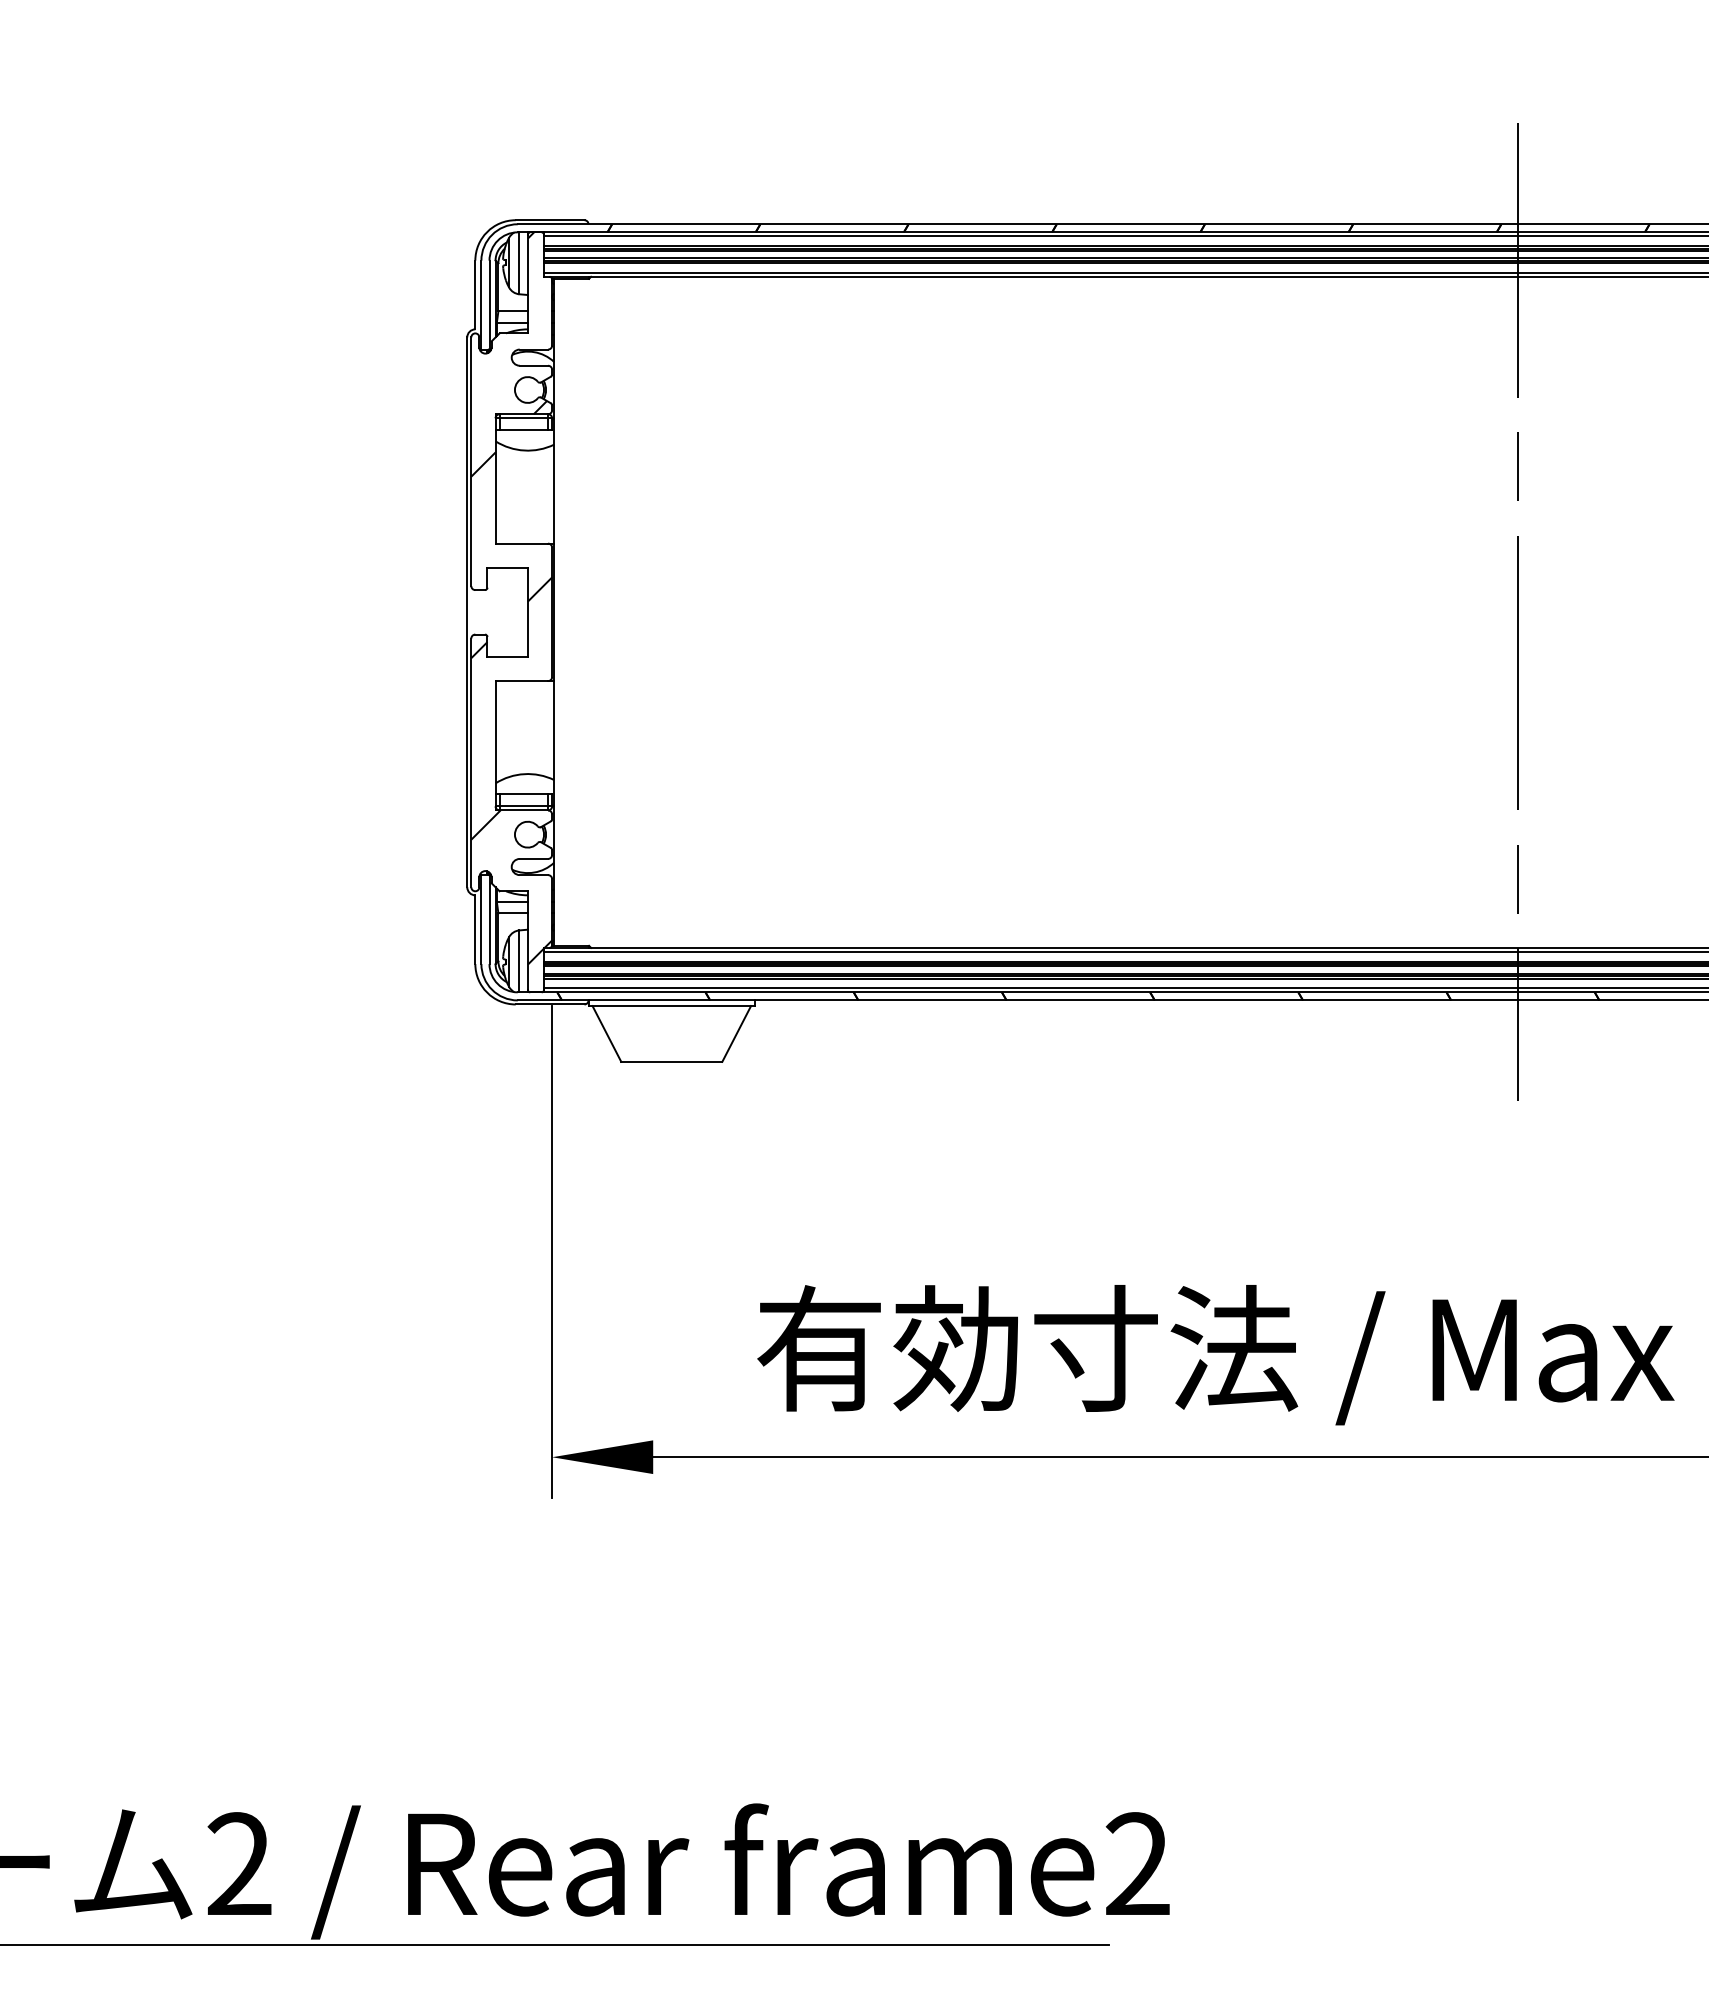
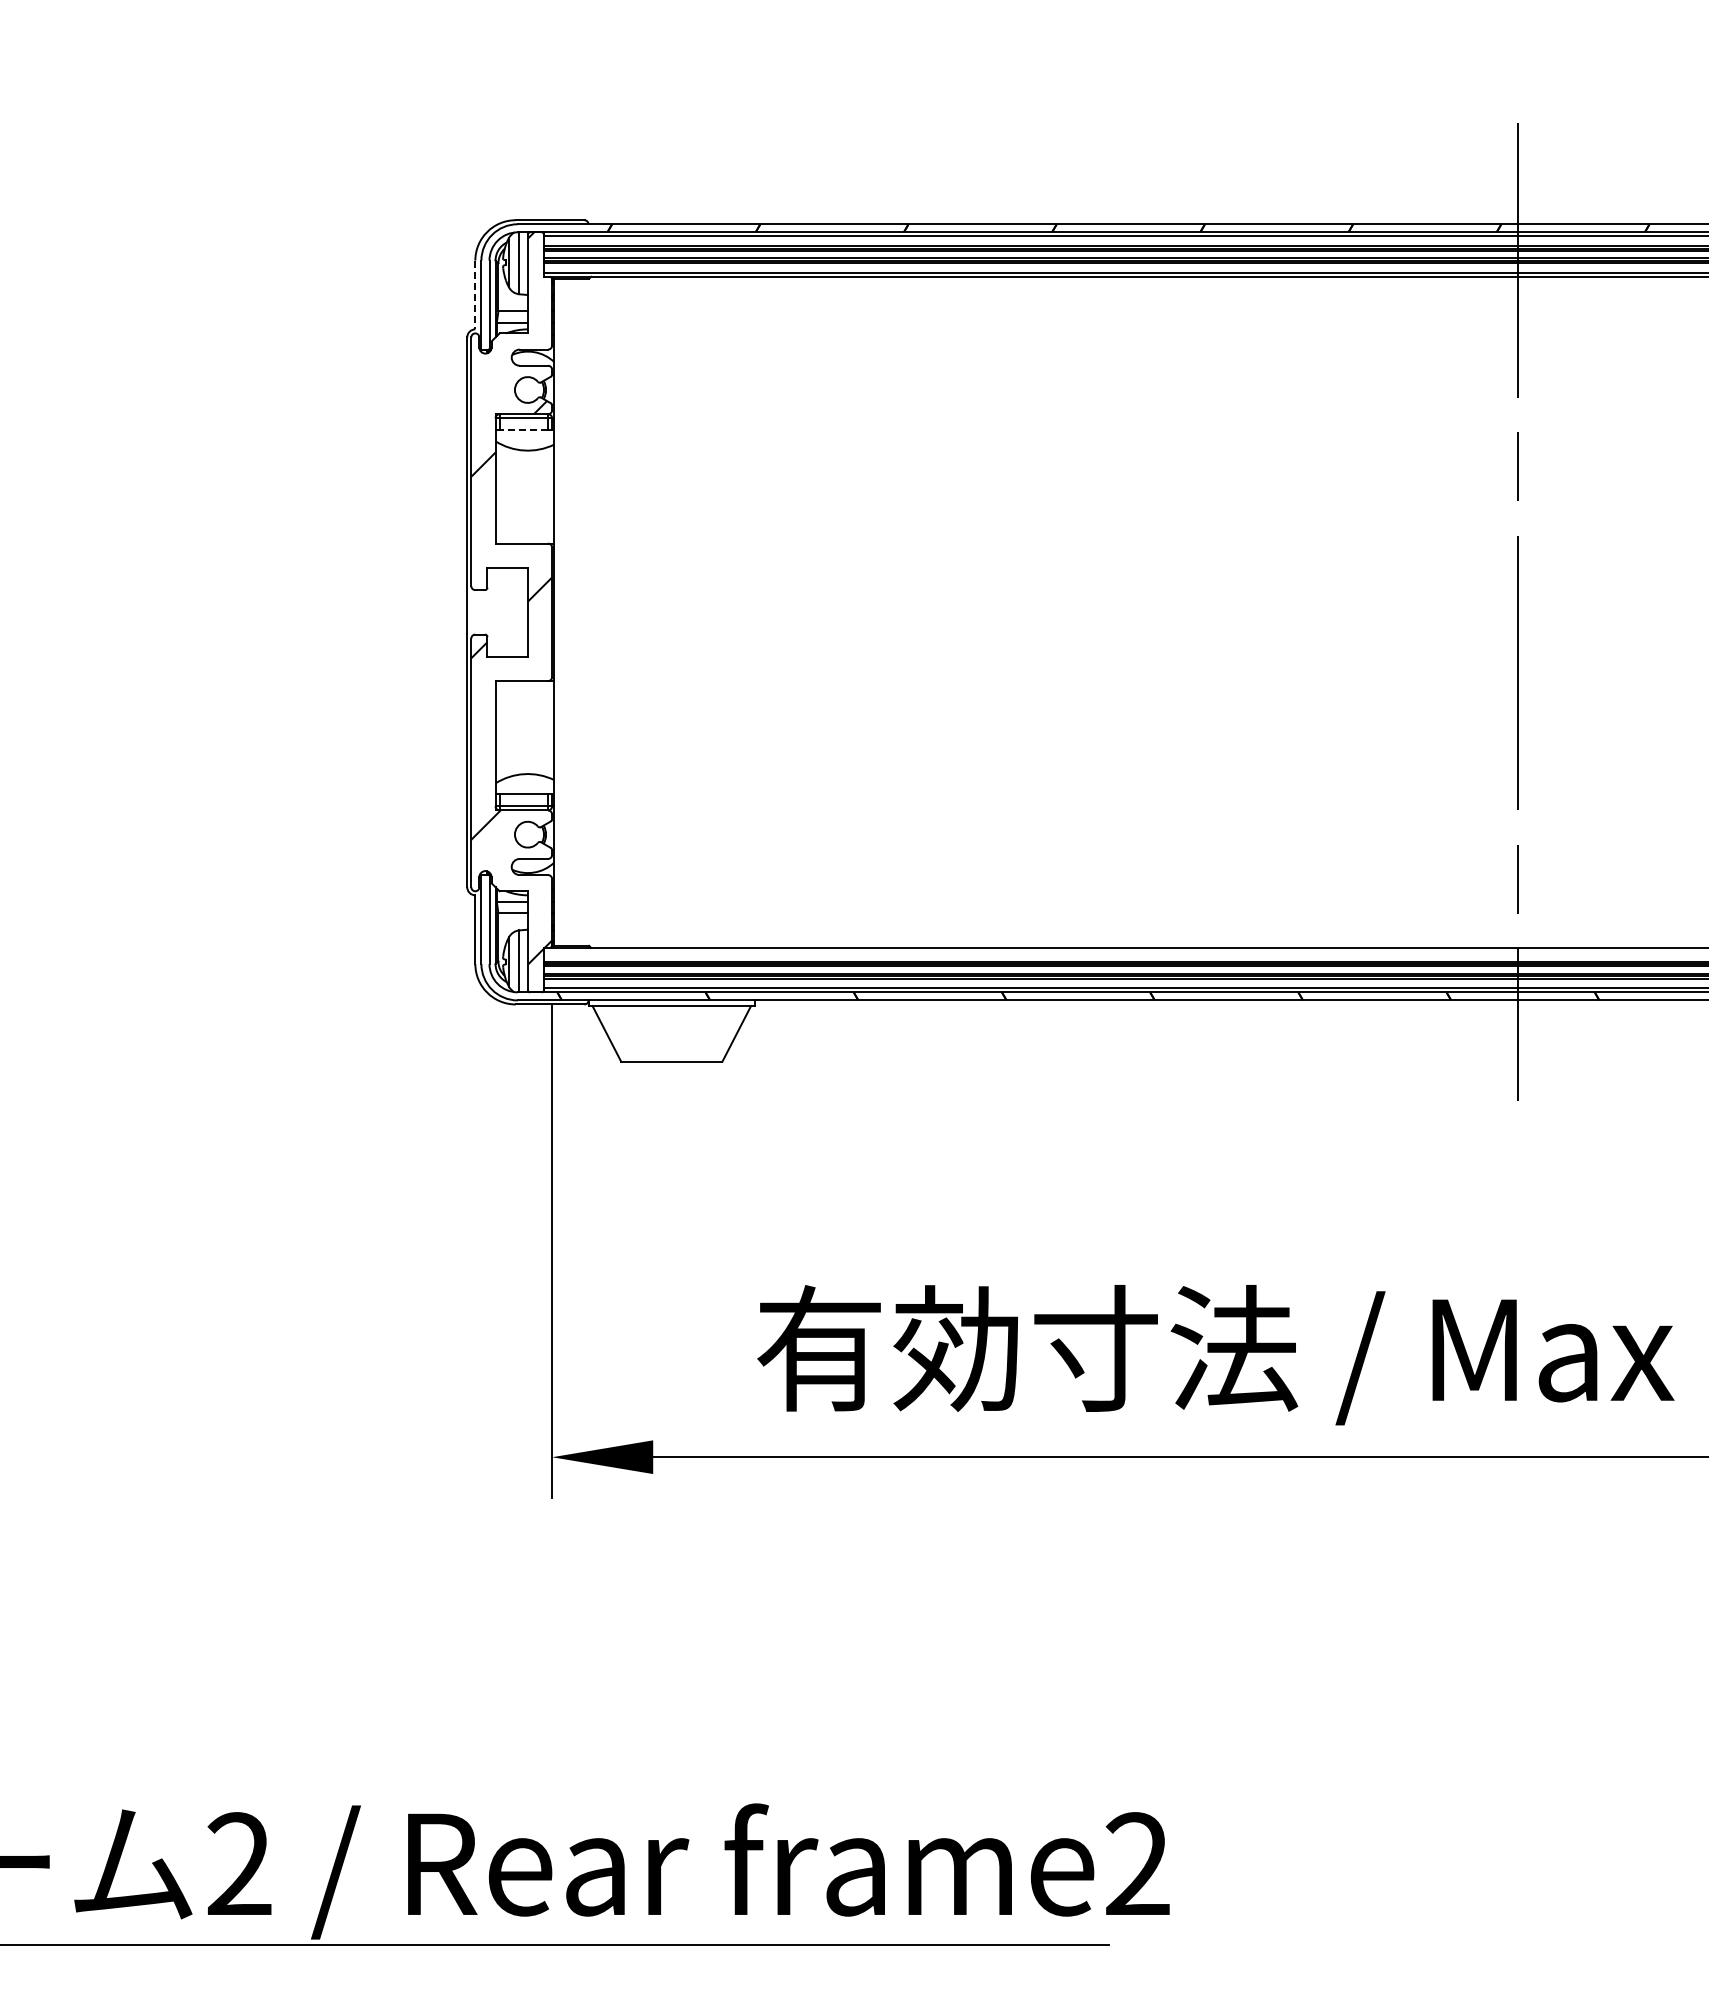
line: solid -> dashed (475, 295)
line: solid -> dashed (523, 430)
line: present -> none (1124, 951)
